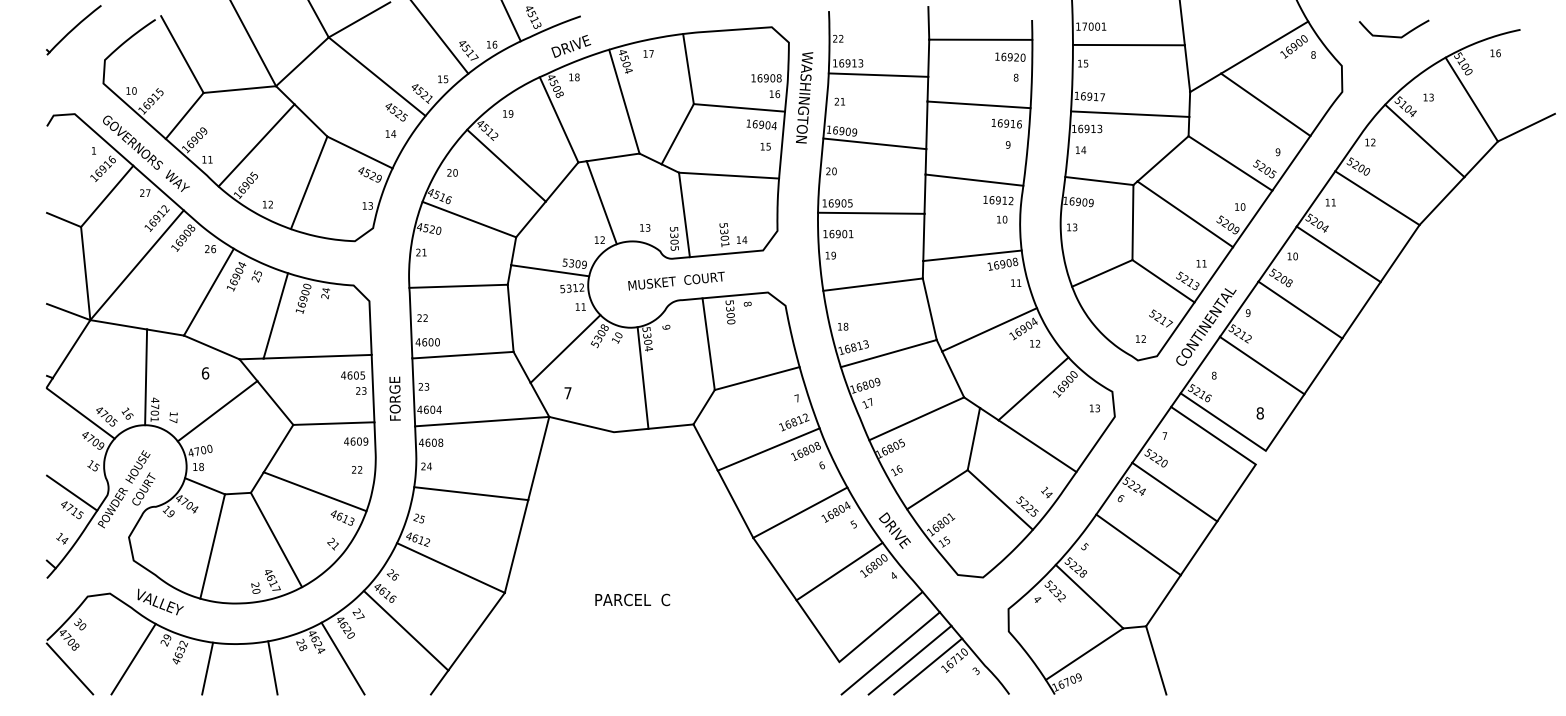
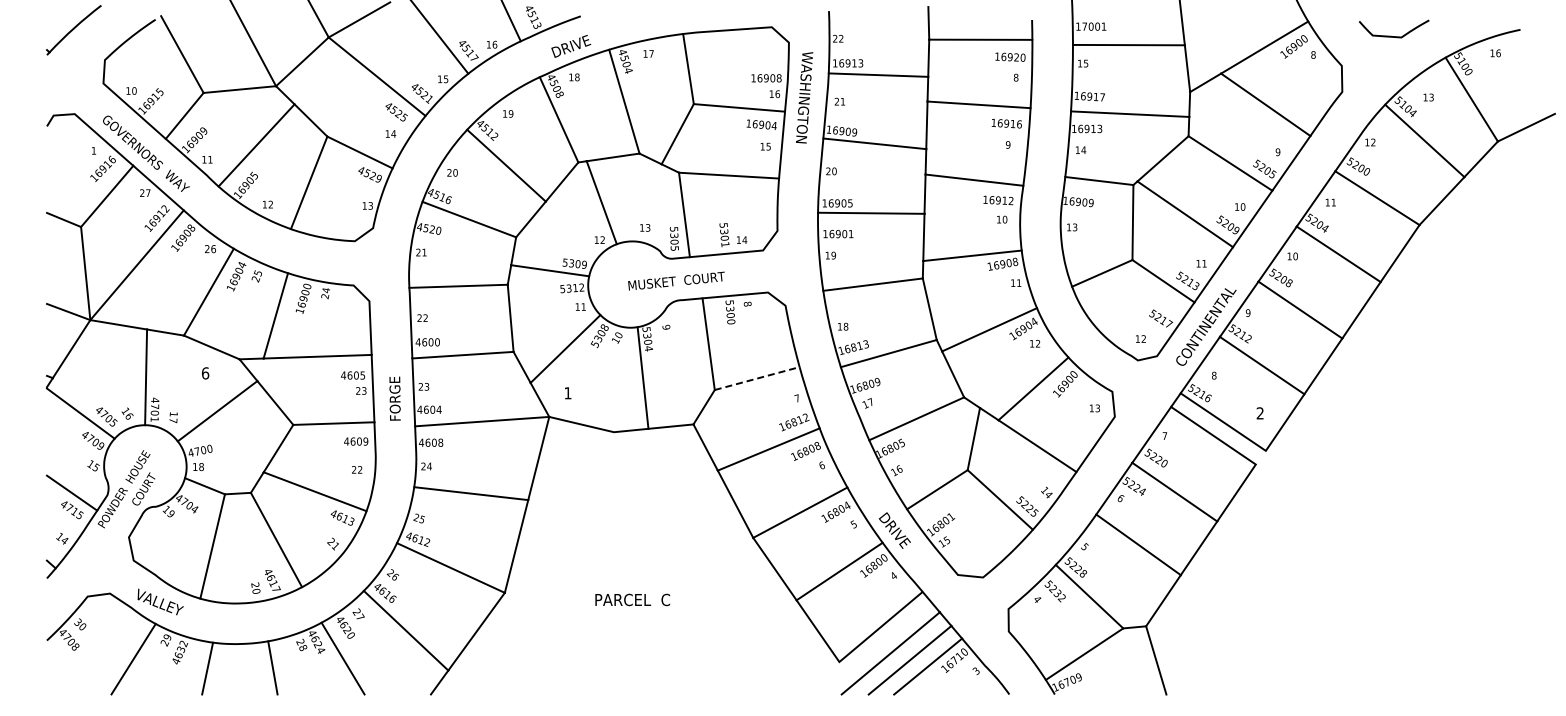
line: solid -> dashed (757, 378)
text: 7 -> 1 (567, 393)
text: 8 -> 2 (1259, 413)
line: present -> none (69, 668)
